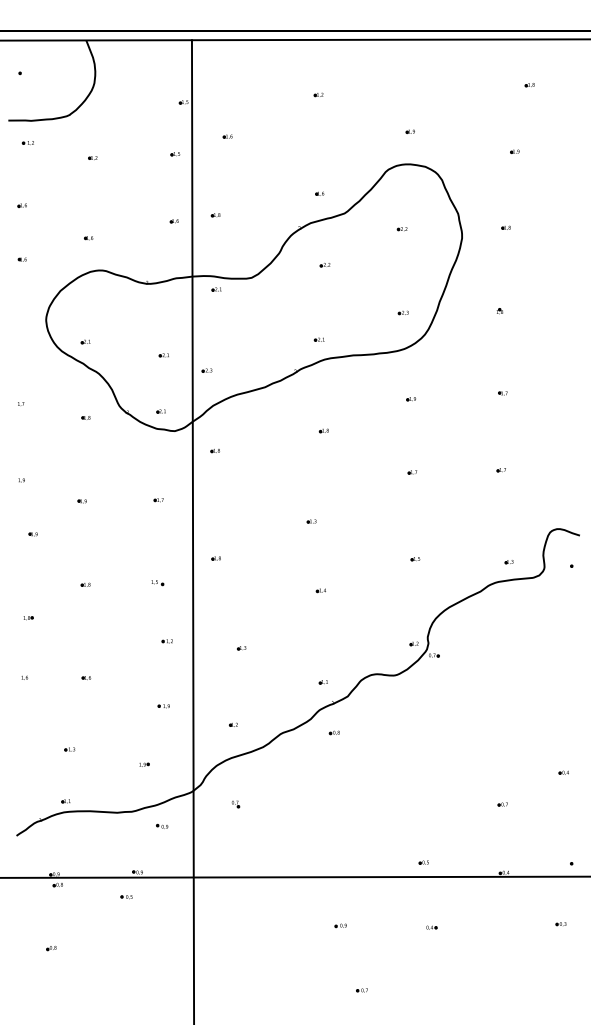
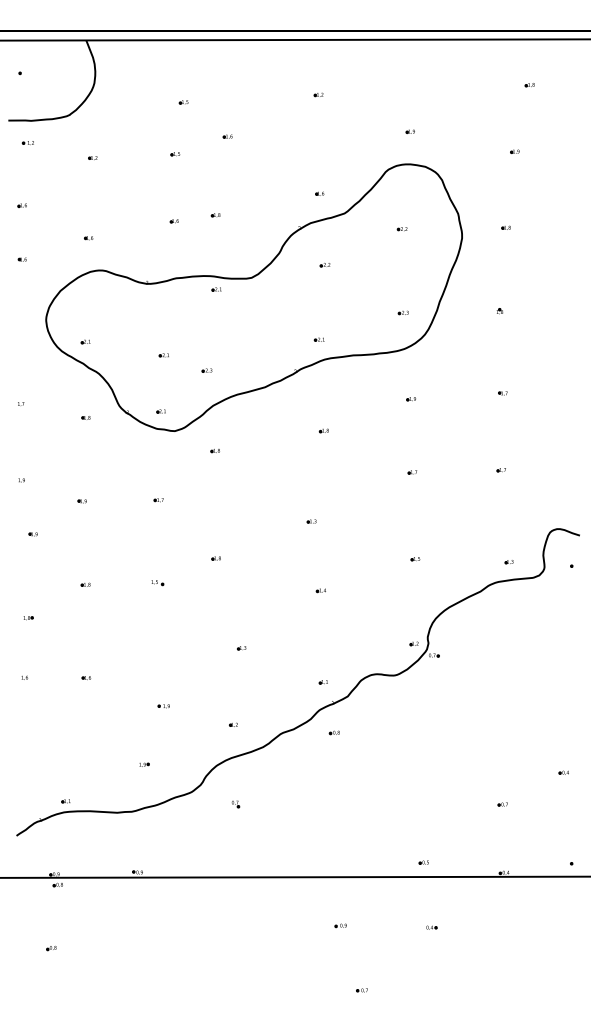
line: present -> none (192, 530)
part: present -> none (166, 641)
part: present -> none (69, 749)
part: present -> none (162, 825)
part: present -> none (126, 897)
part: present -> none (560, 924)
